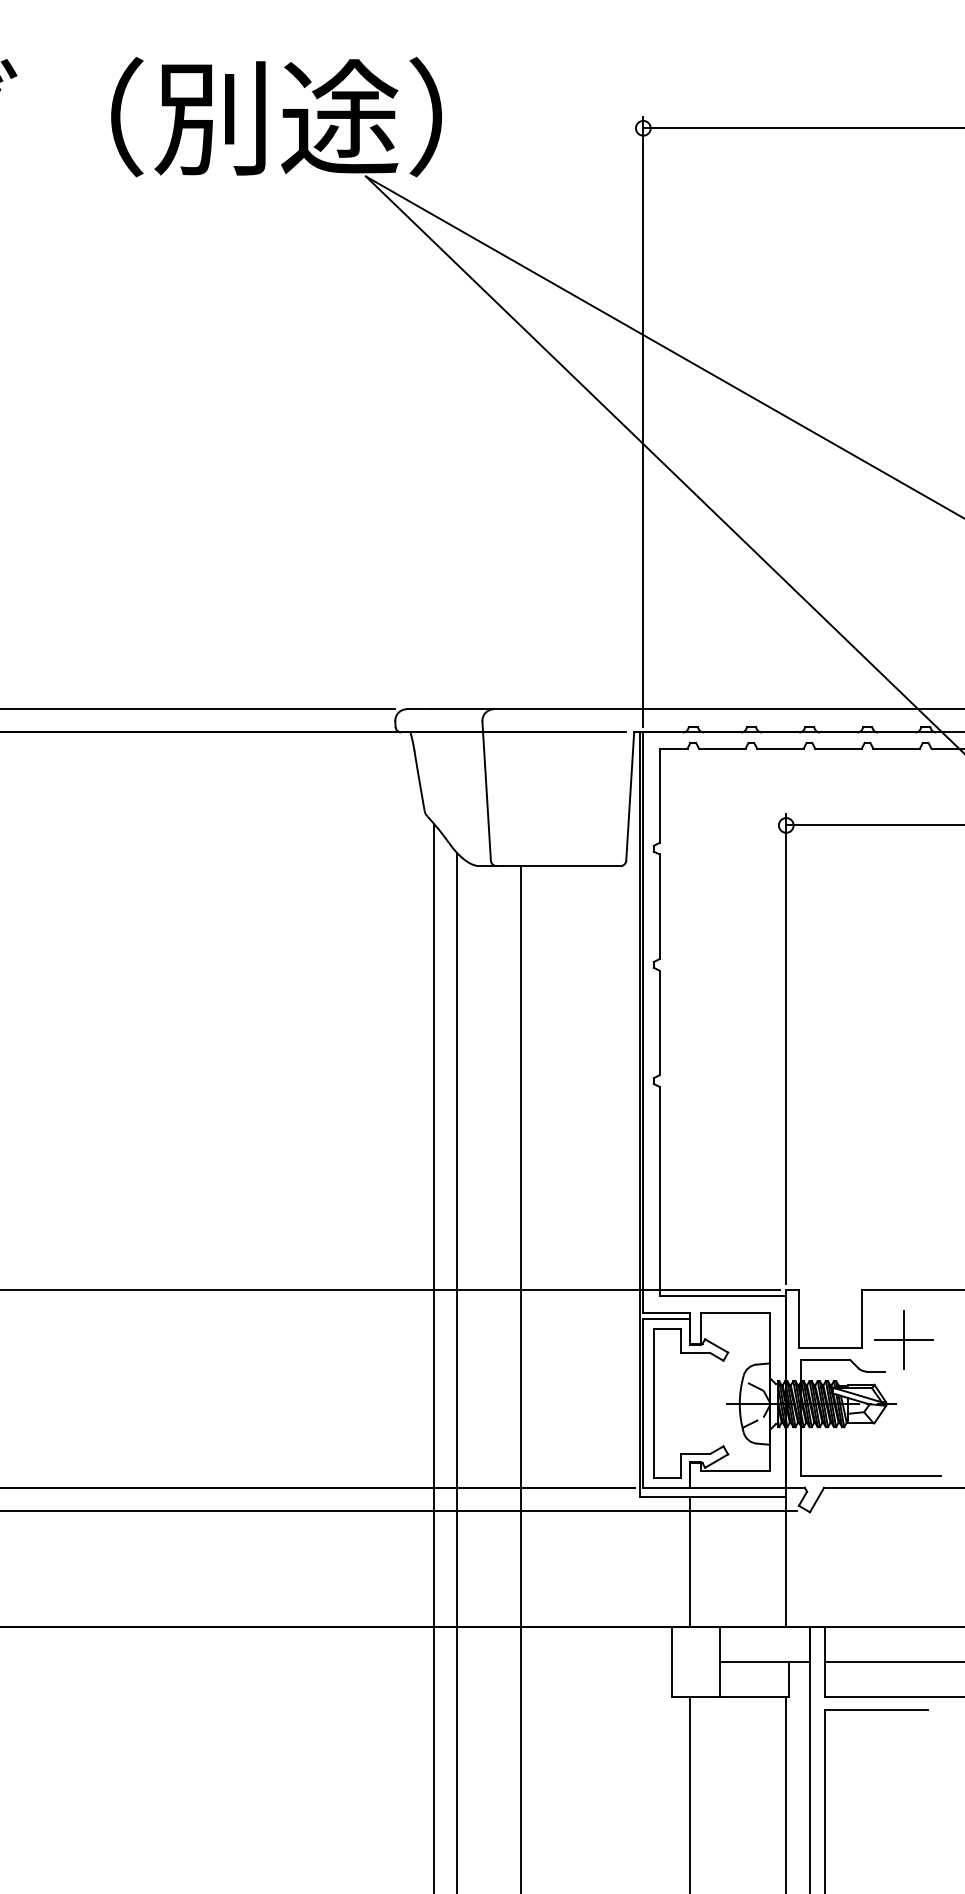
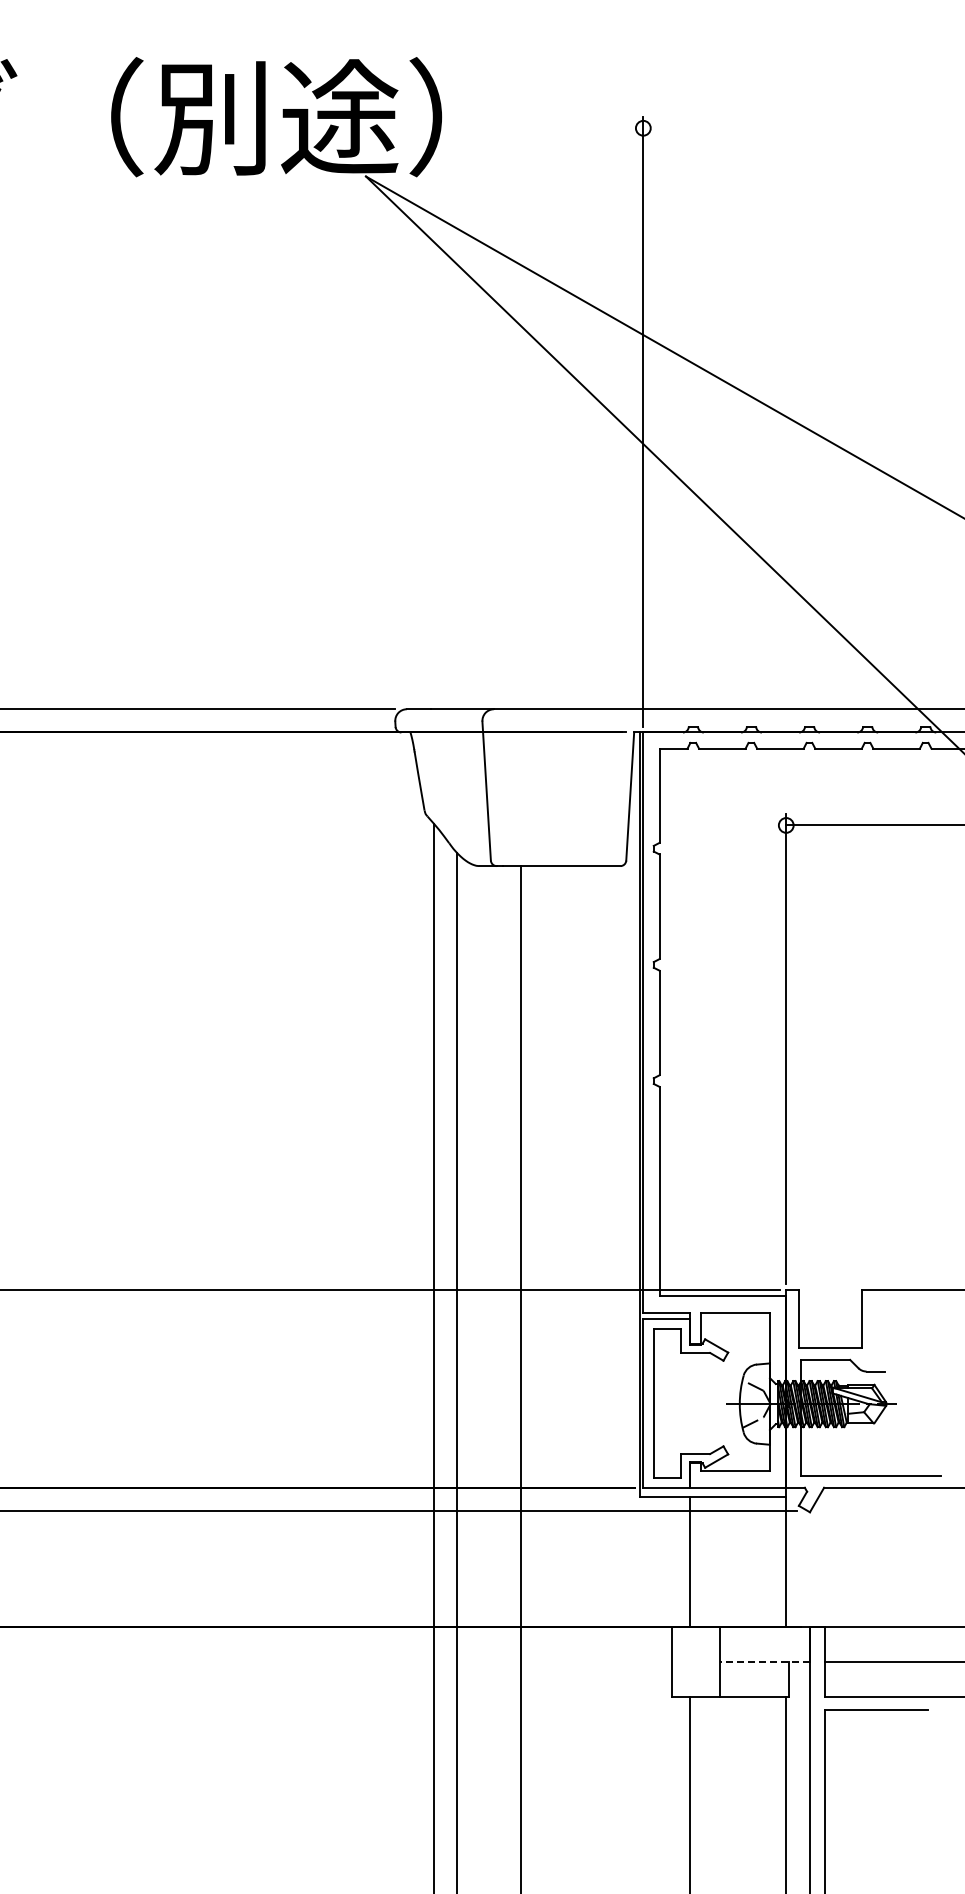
line: present -> none (802, 128)
part: present -> none (903, 1339)
line: solid -> dashed (764, 1662)
